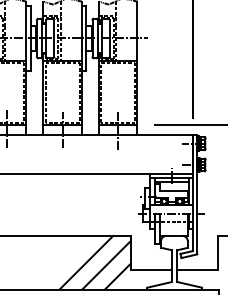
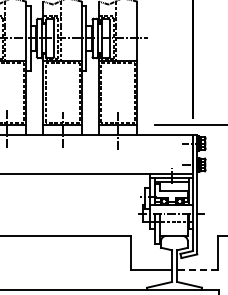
hatch: present -> none (94, 262)
line: solid -> dashed (197, 270)
